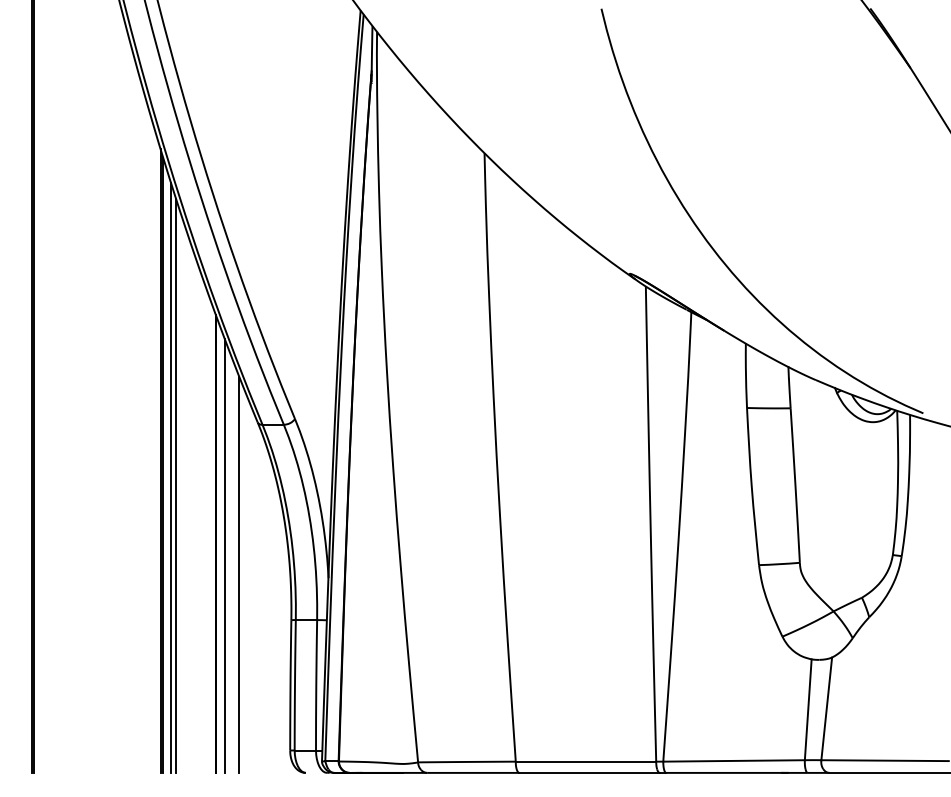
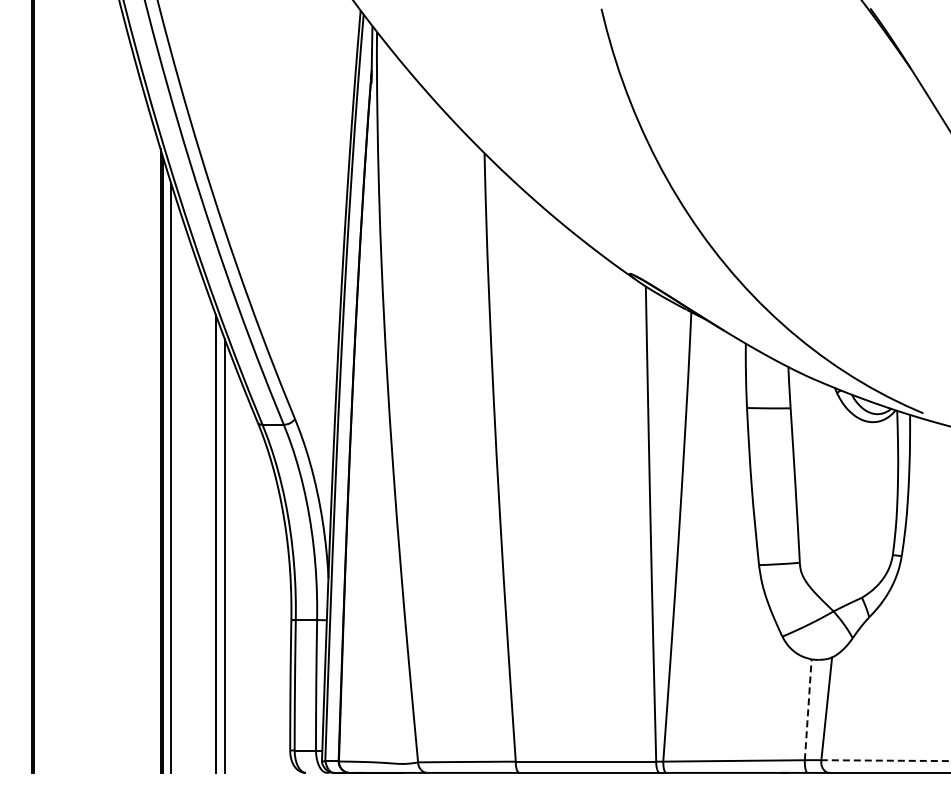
line: present -> none (176, 485)
line: present -> none (239, 574)
line: solid -> dashed (808, 709)
line: solid -> dashed (885, 760)
